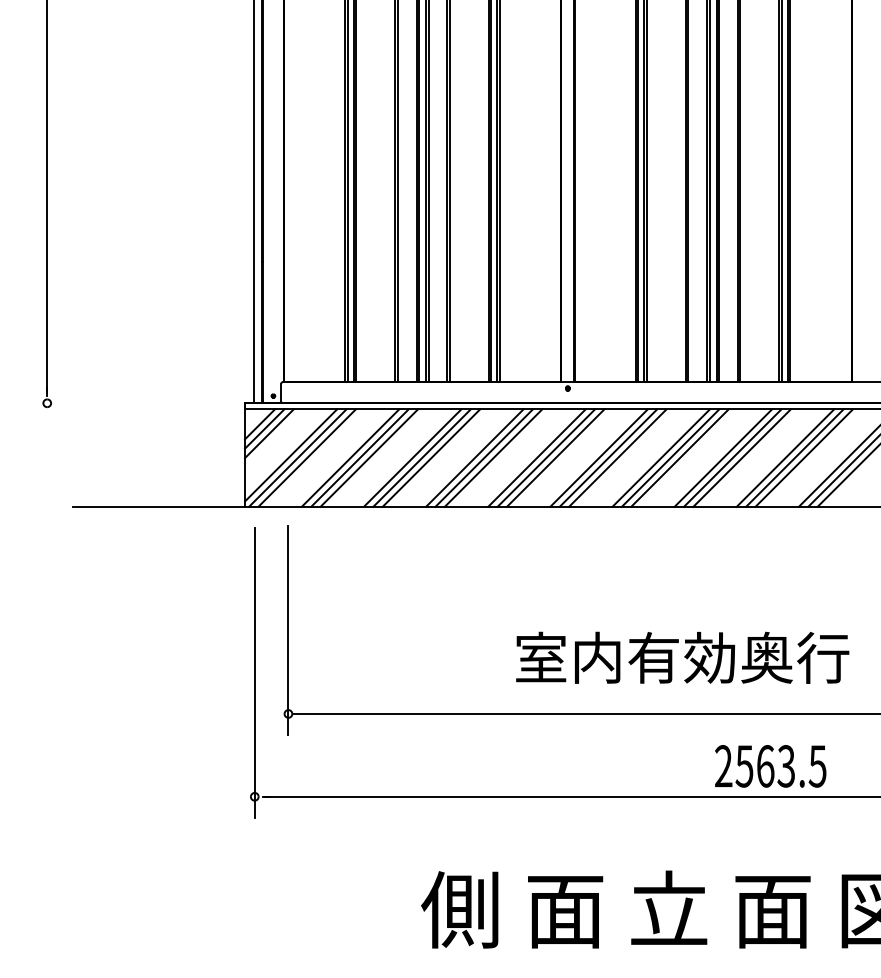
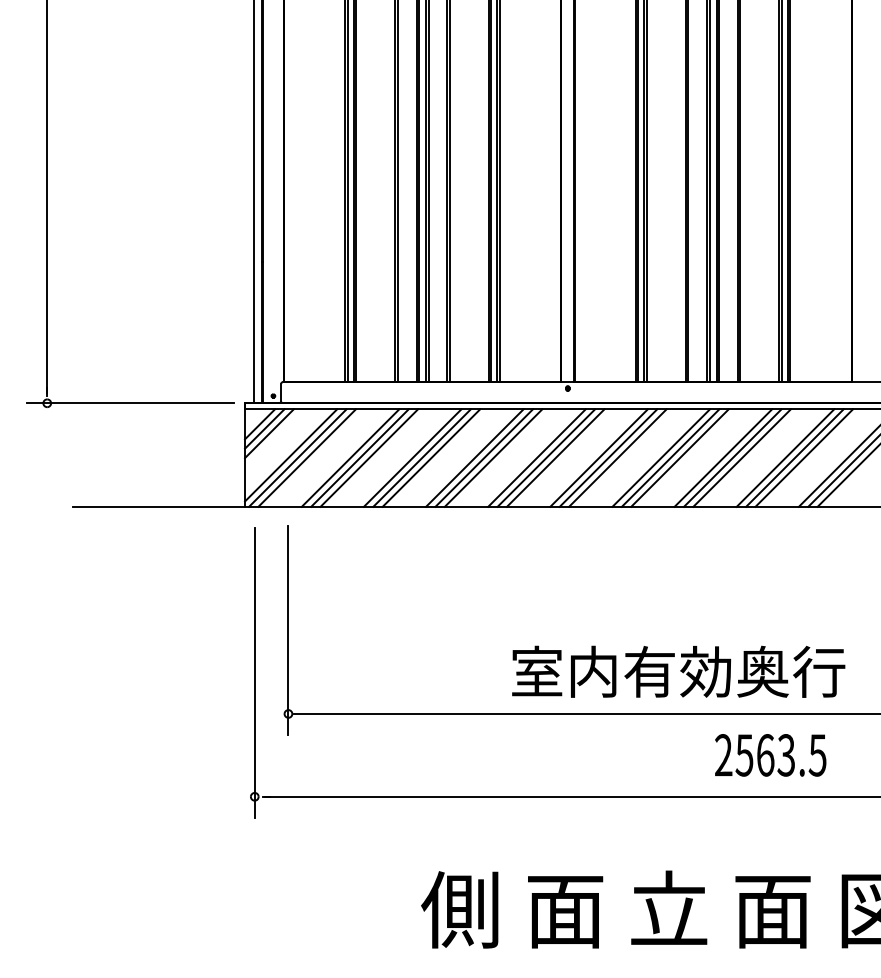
line: none -> present (129, 403)
text position: (682, 657) -> (678, 671) (678, 671)
text position: (770, 766) -> (770, 755) (770, 755)
